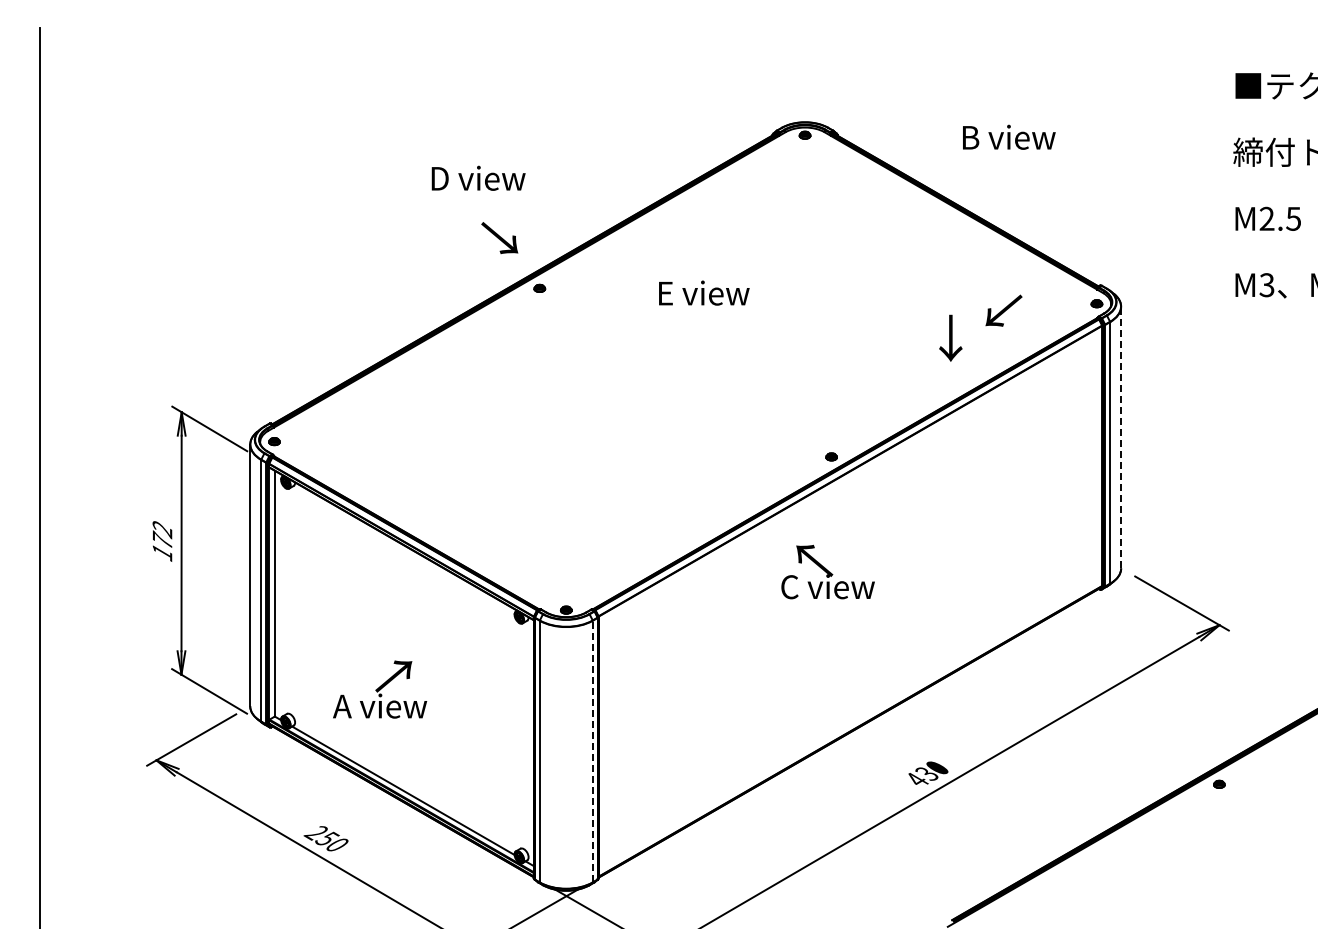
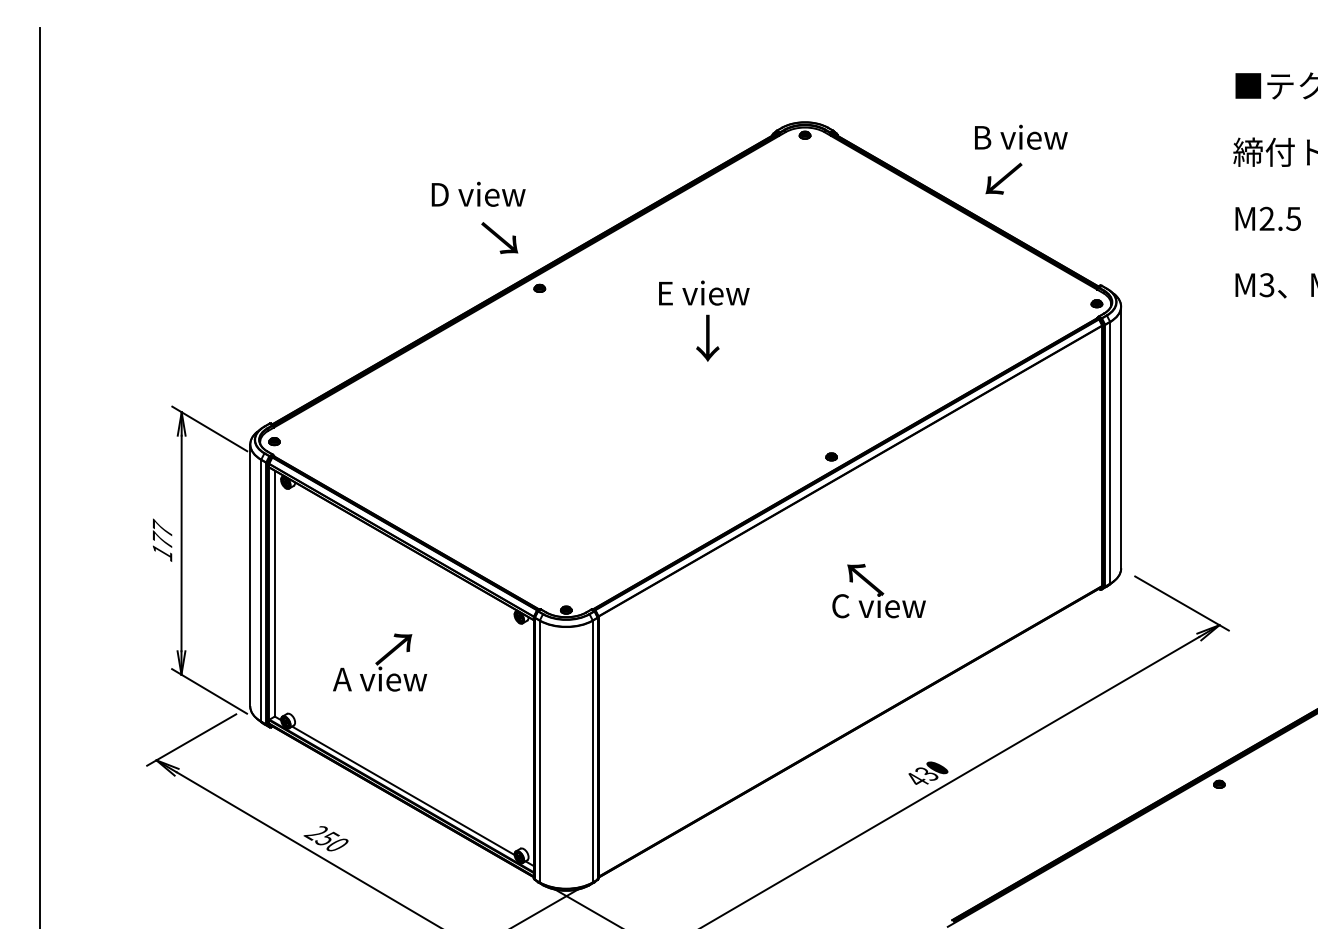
text position: (1009, 136) -> (1021, 136) (1021, 136)
text position: (478, 177) -> (478, 193) (478, 193)
text position: (1003, 310) -> (1003, 178) (1003, 178)
text position: (950, 337) -> (707, 337) (707, 337)
line: dashed -> solid (1121, 437)
text: 172 -> 177 (162, 528)
text position: (827, 571) -> (878, 590) (878, 590)
text position: (380, 689) -> (380, 662) (380, 662)
line: dashed -> solid (592, 751)
